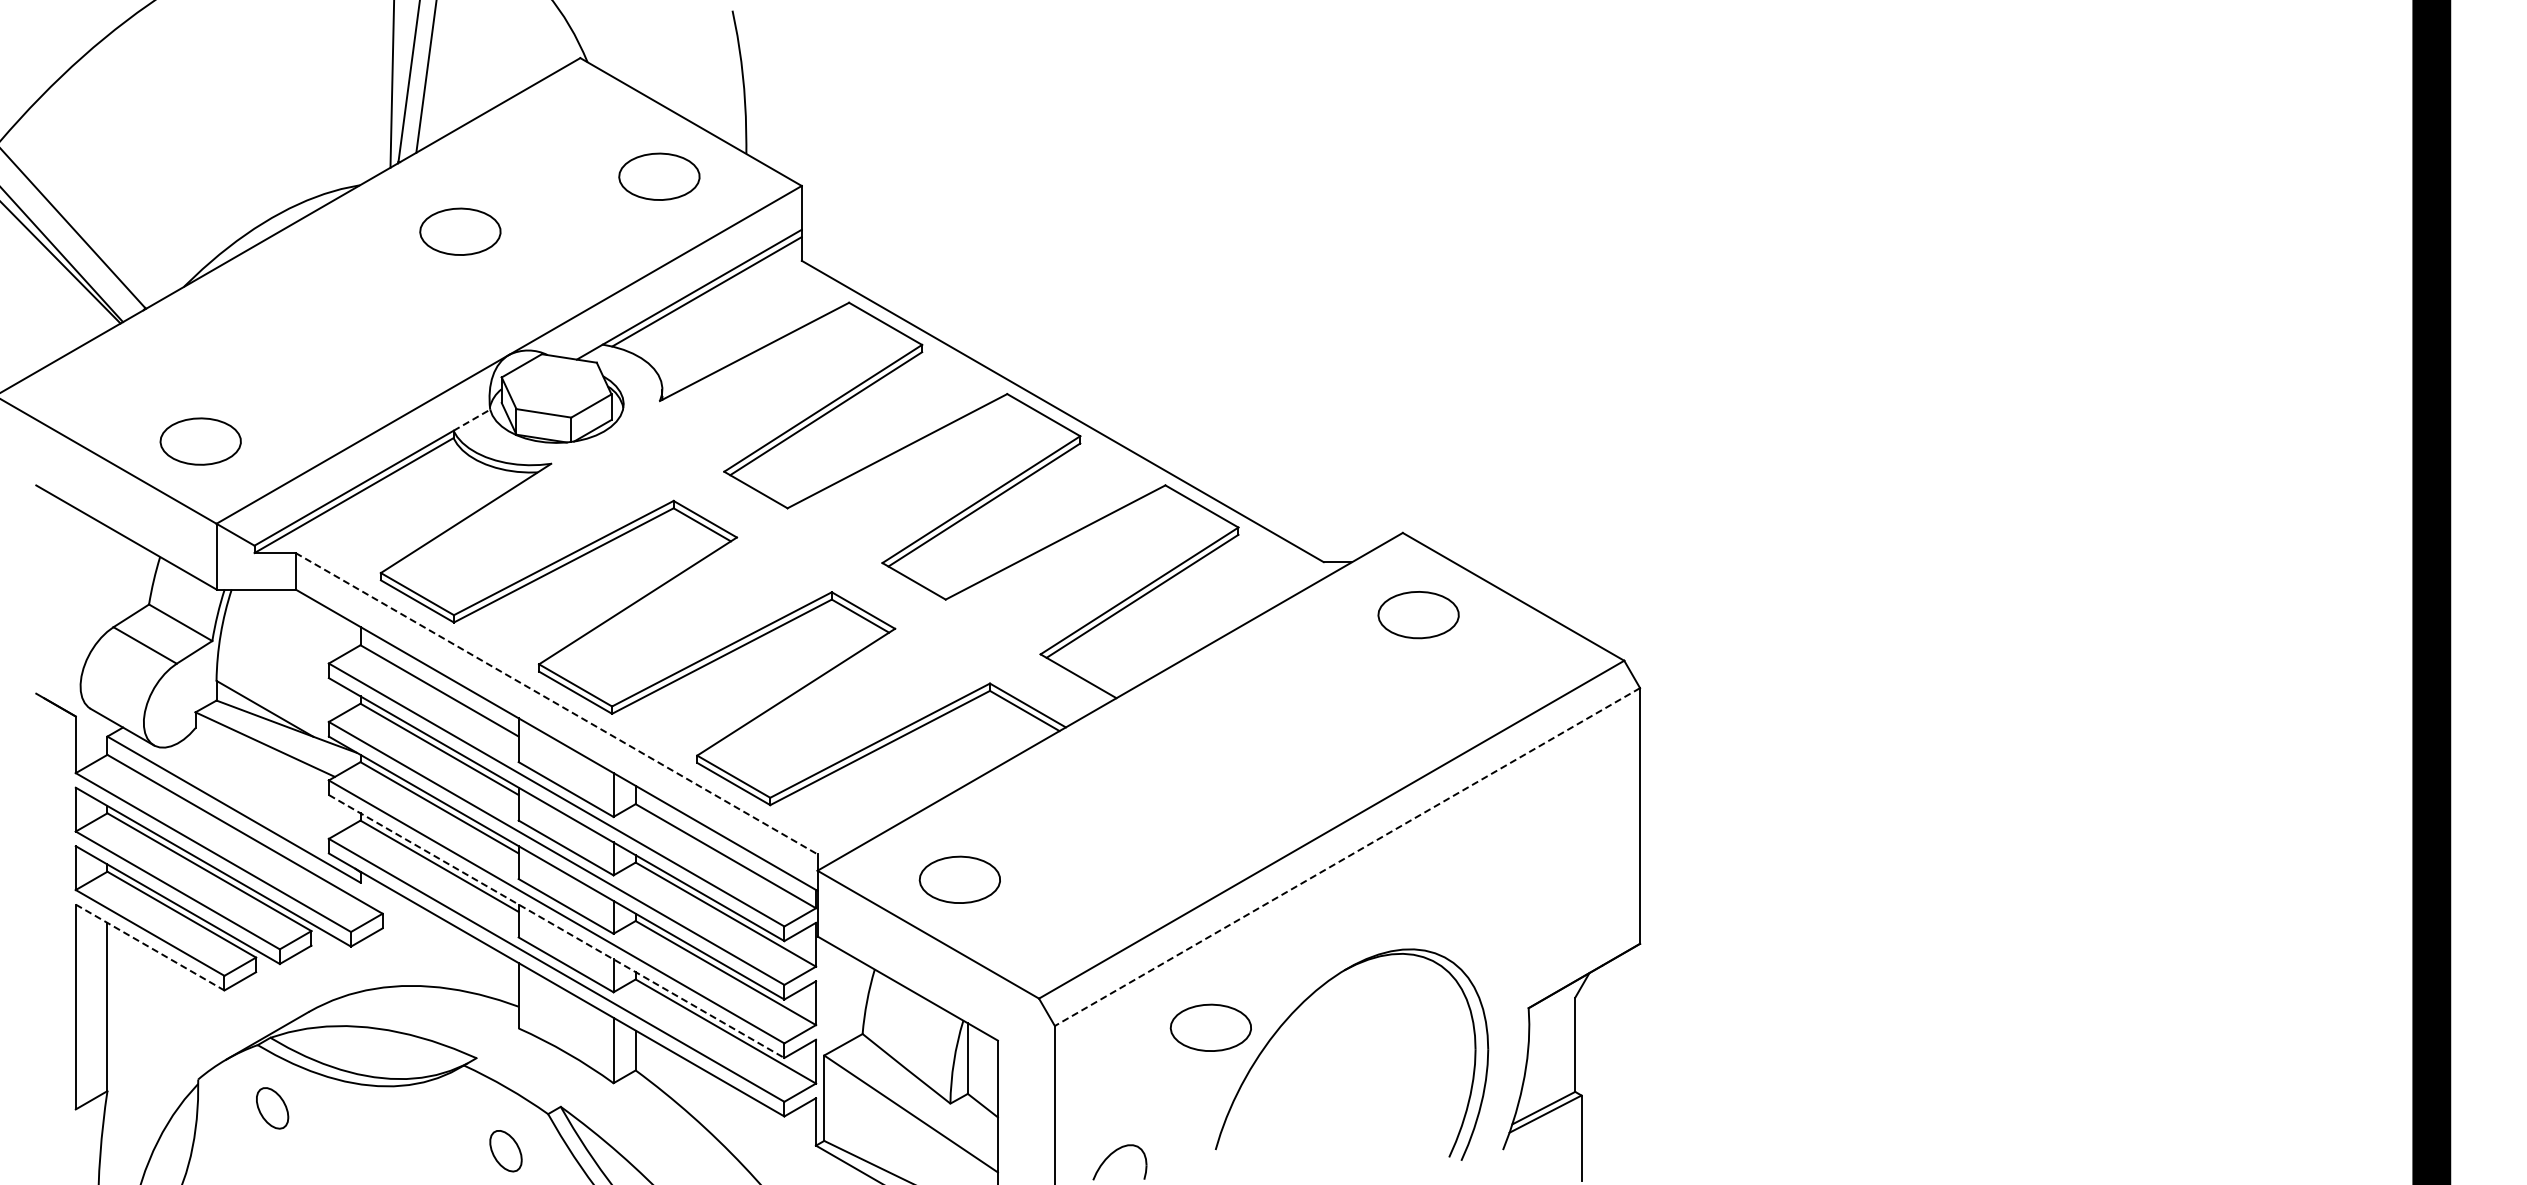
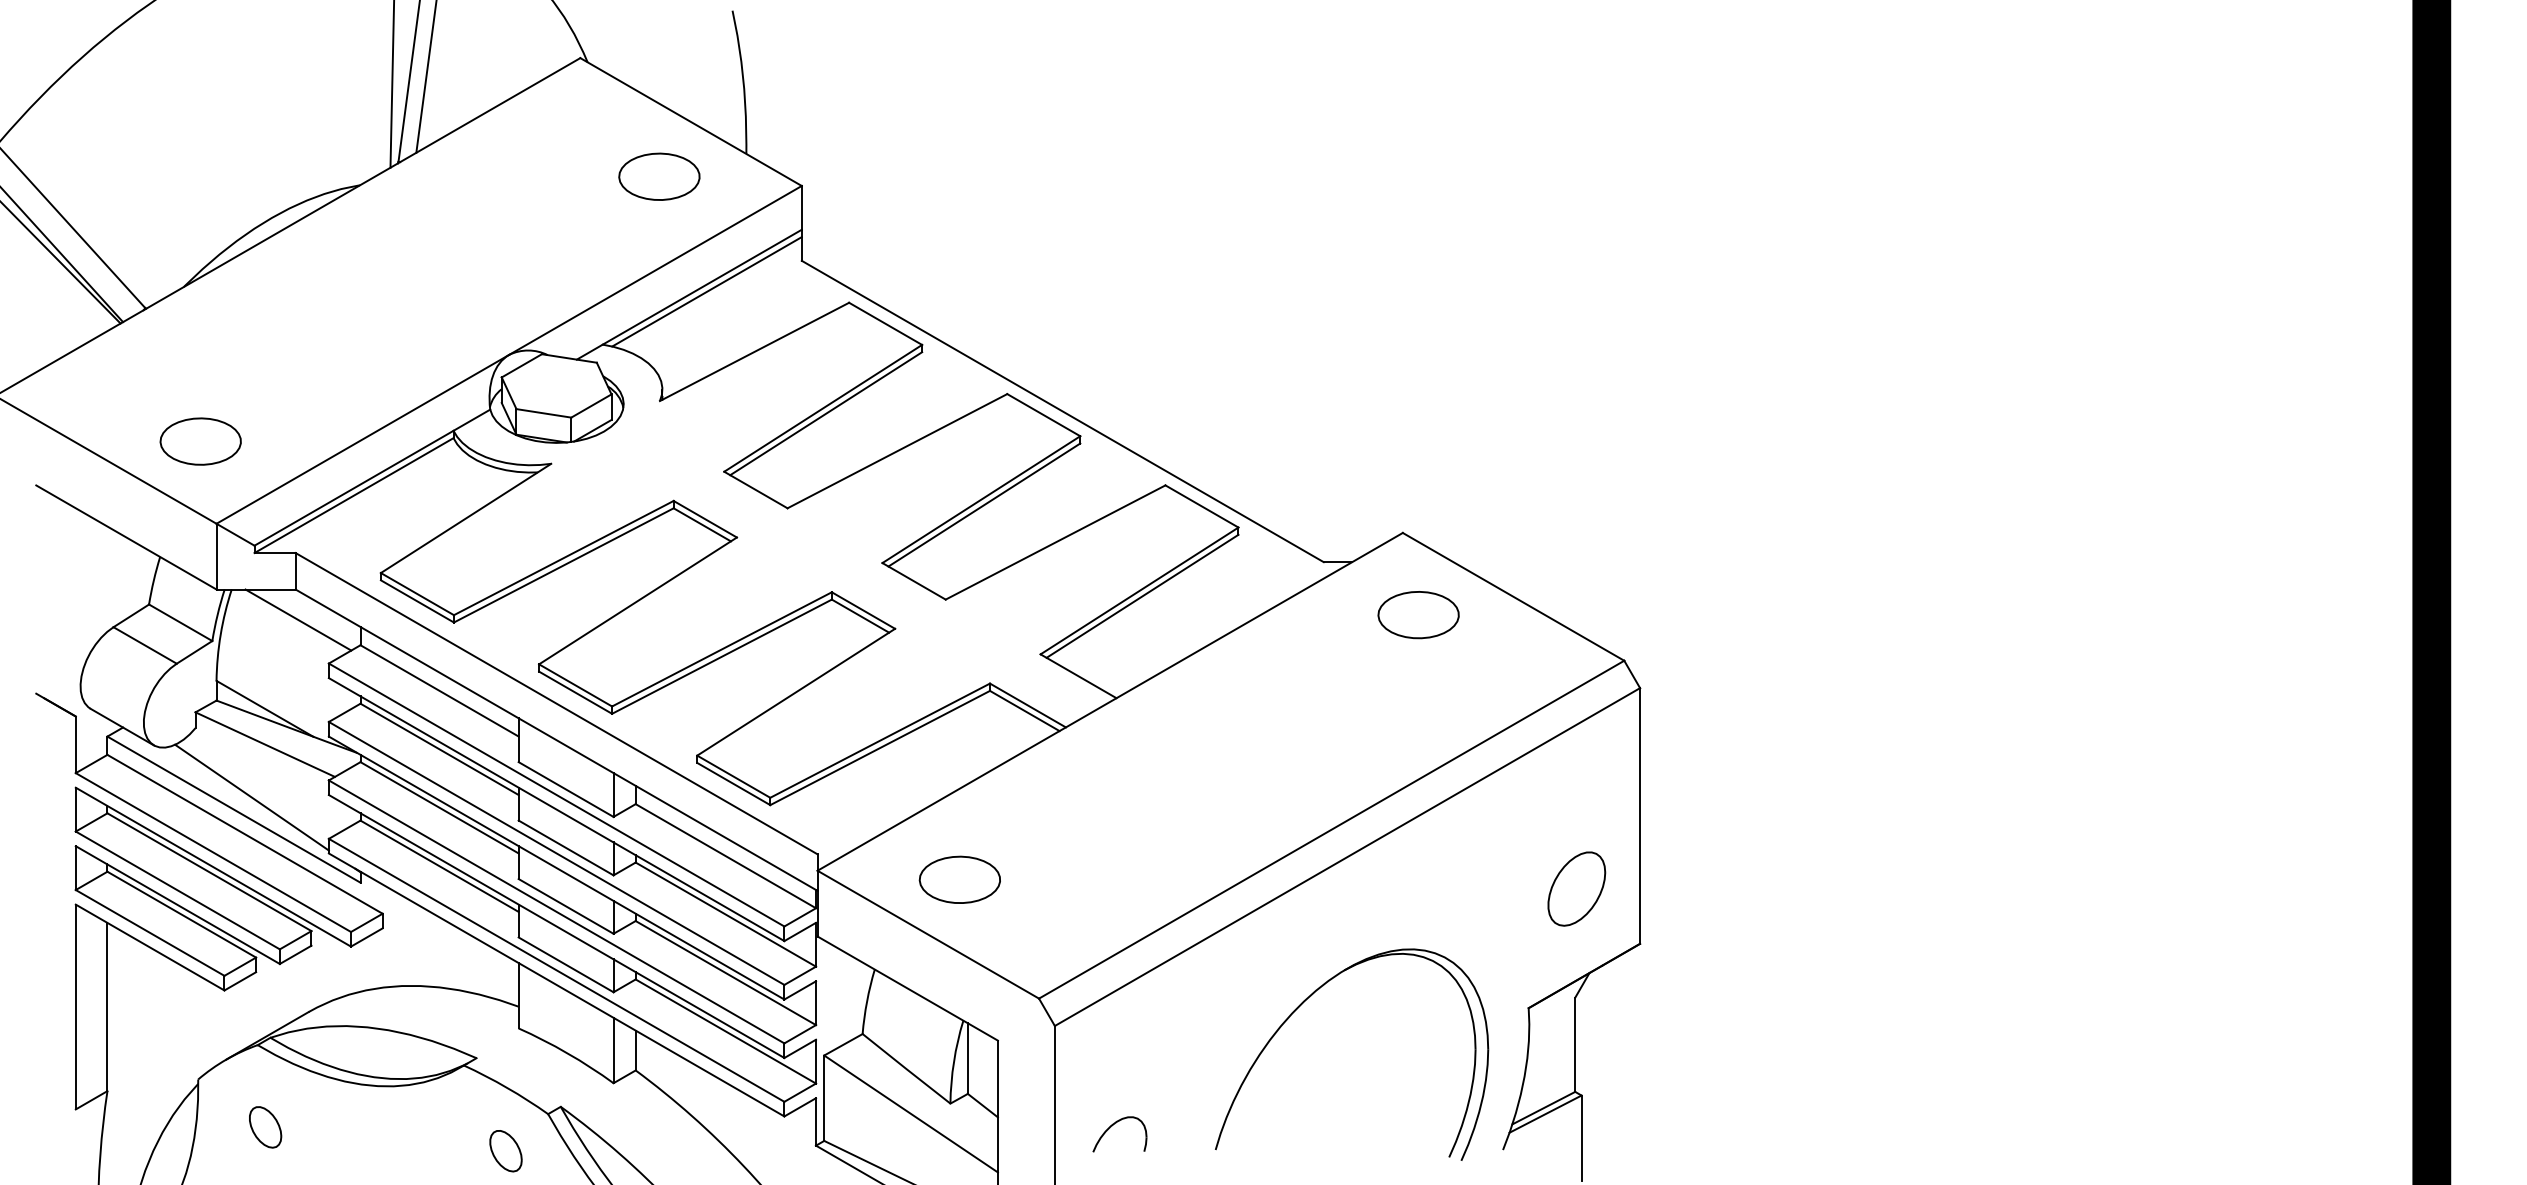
part: present -> none (460, 231)
line: dashed -> solid (472, 419)
line: none -> present (298, 619)
line: dashed -> solid (557, 703)
line: none -> present (251, 797)
line: dashed -> solid (1347, 857)
part: none -> present (1576, 888)
line: dashed -> solid (556, 926)
line: dashed -> solid (150, 947)
part: present -> none (1210, 1027)
part position: (272, 1108) -> (265, 1127) (265, 1127)
part position: (1112, 1154) -> (1112, 1126) (1112, 1126)
